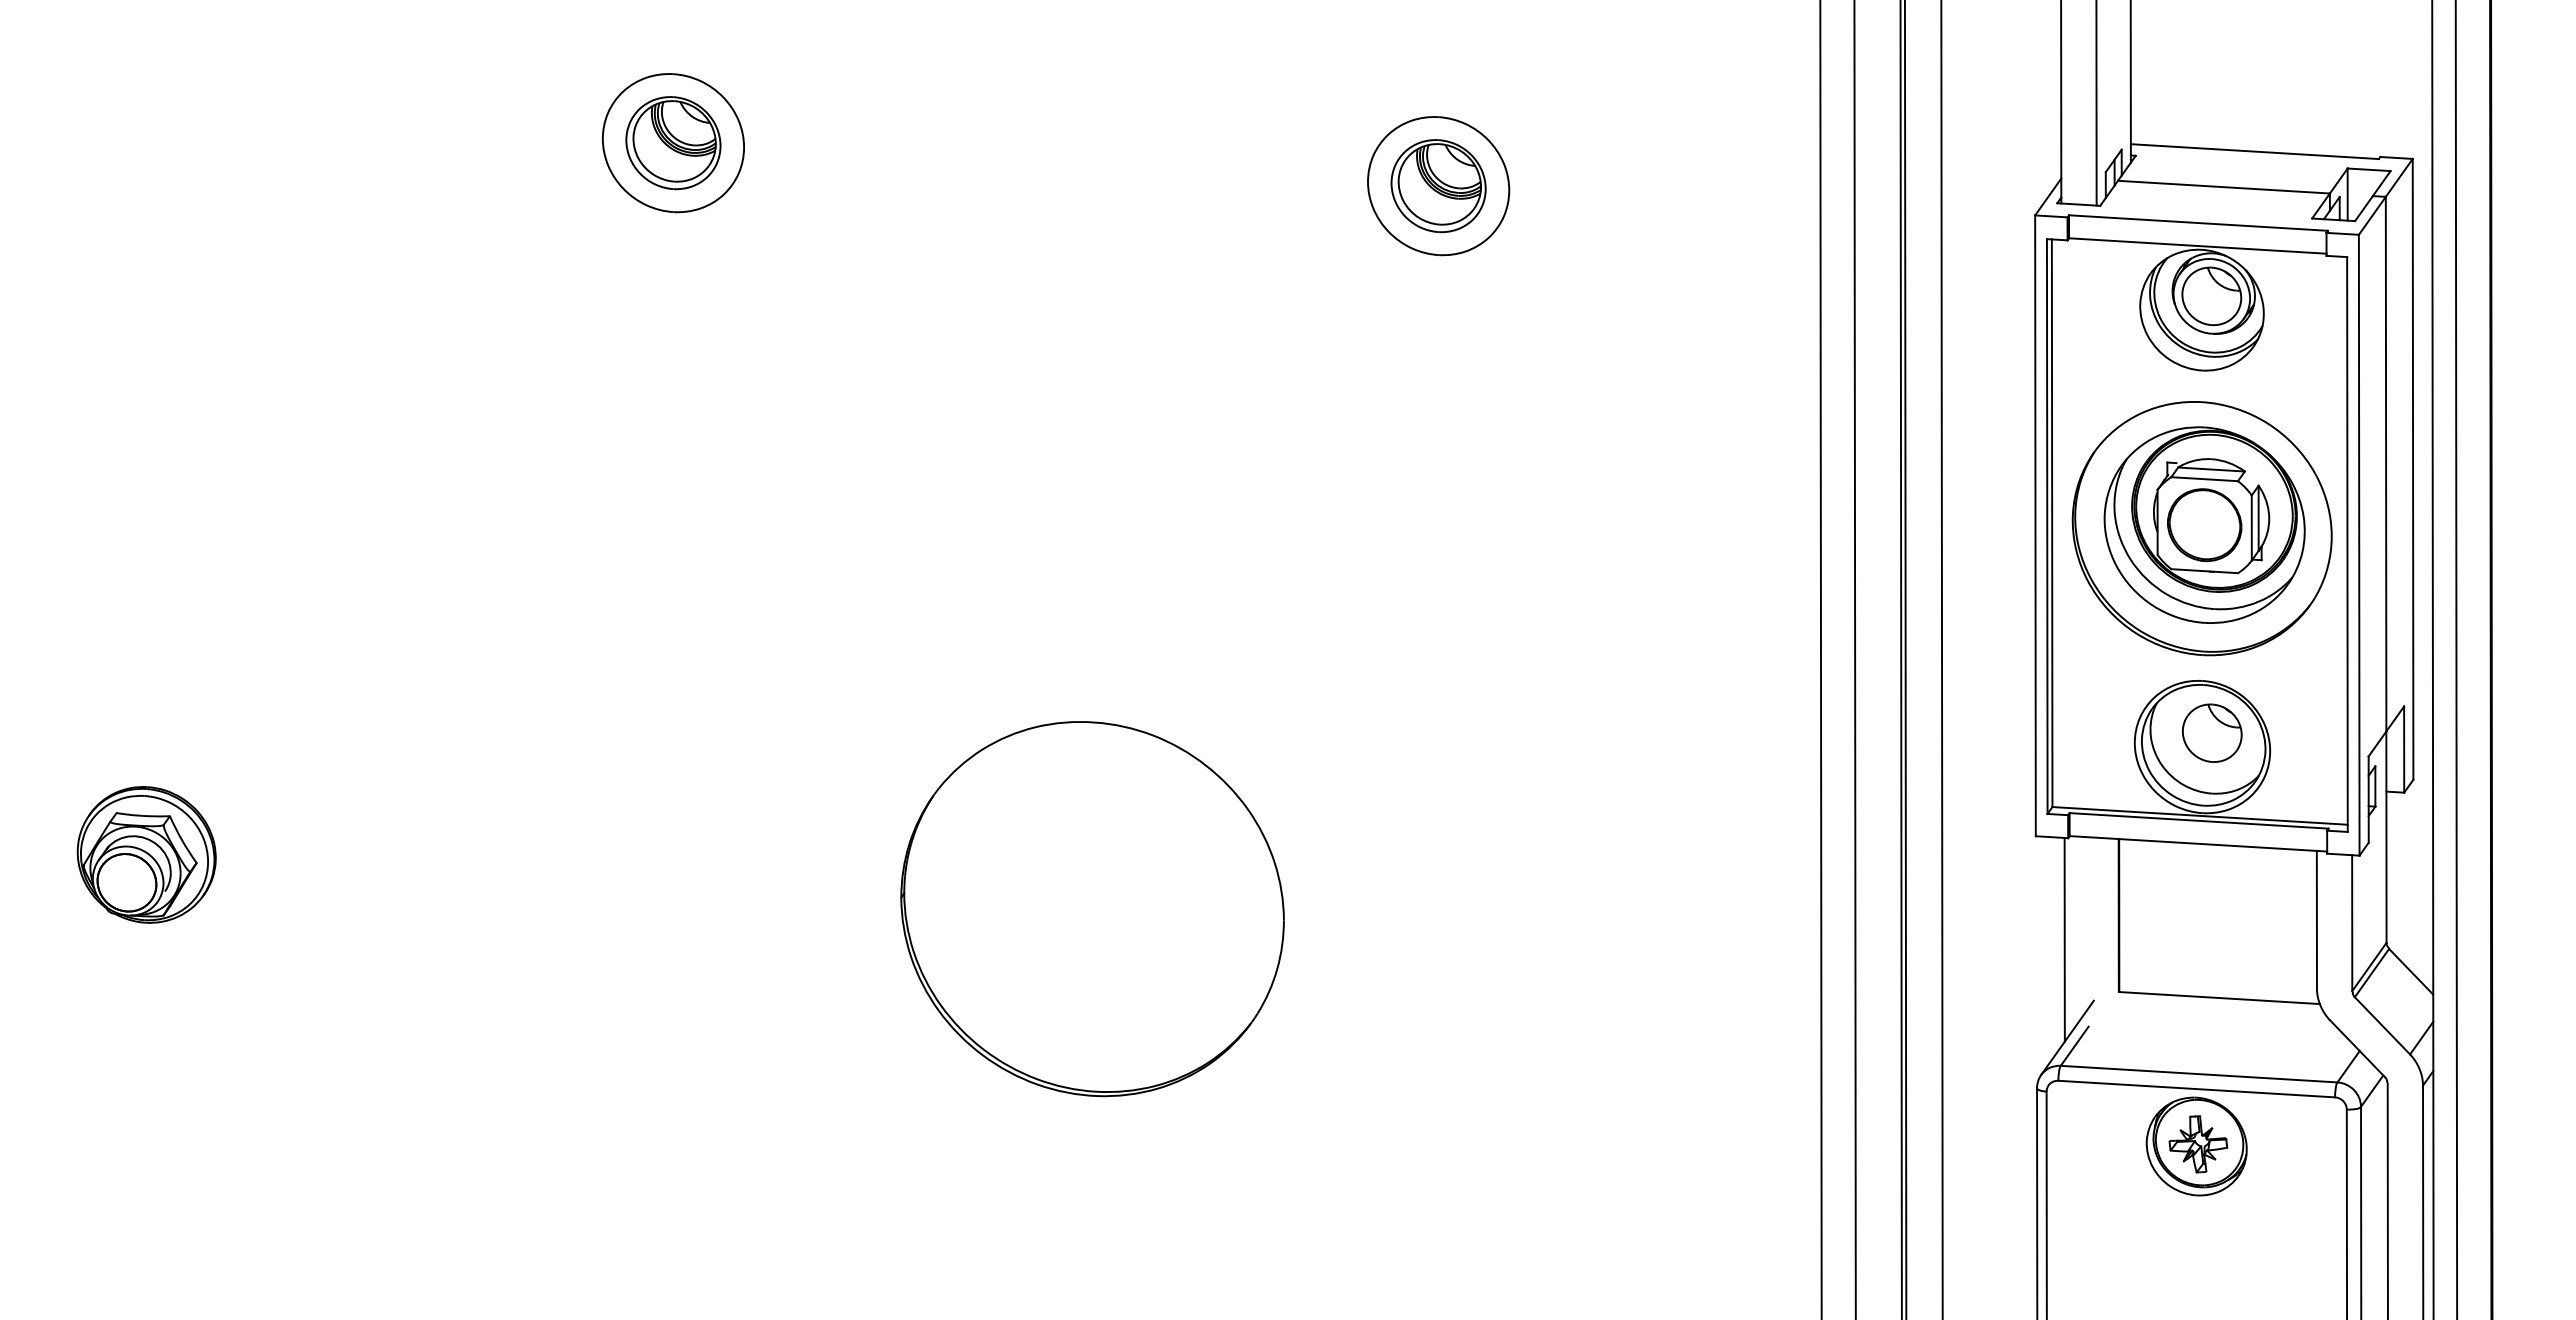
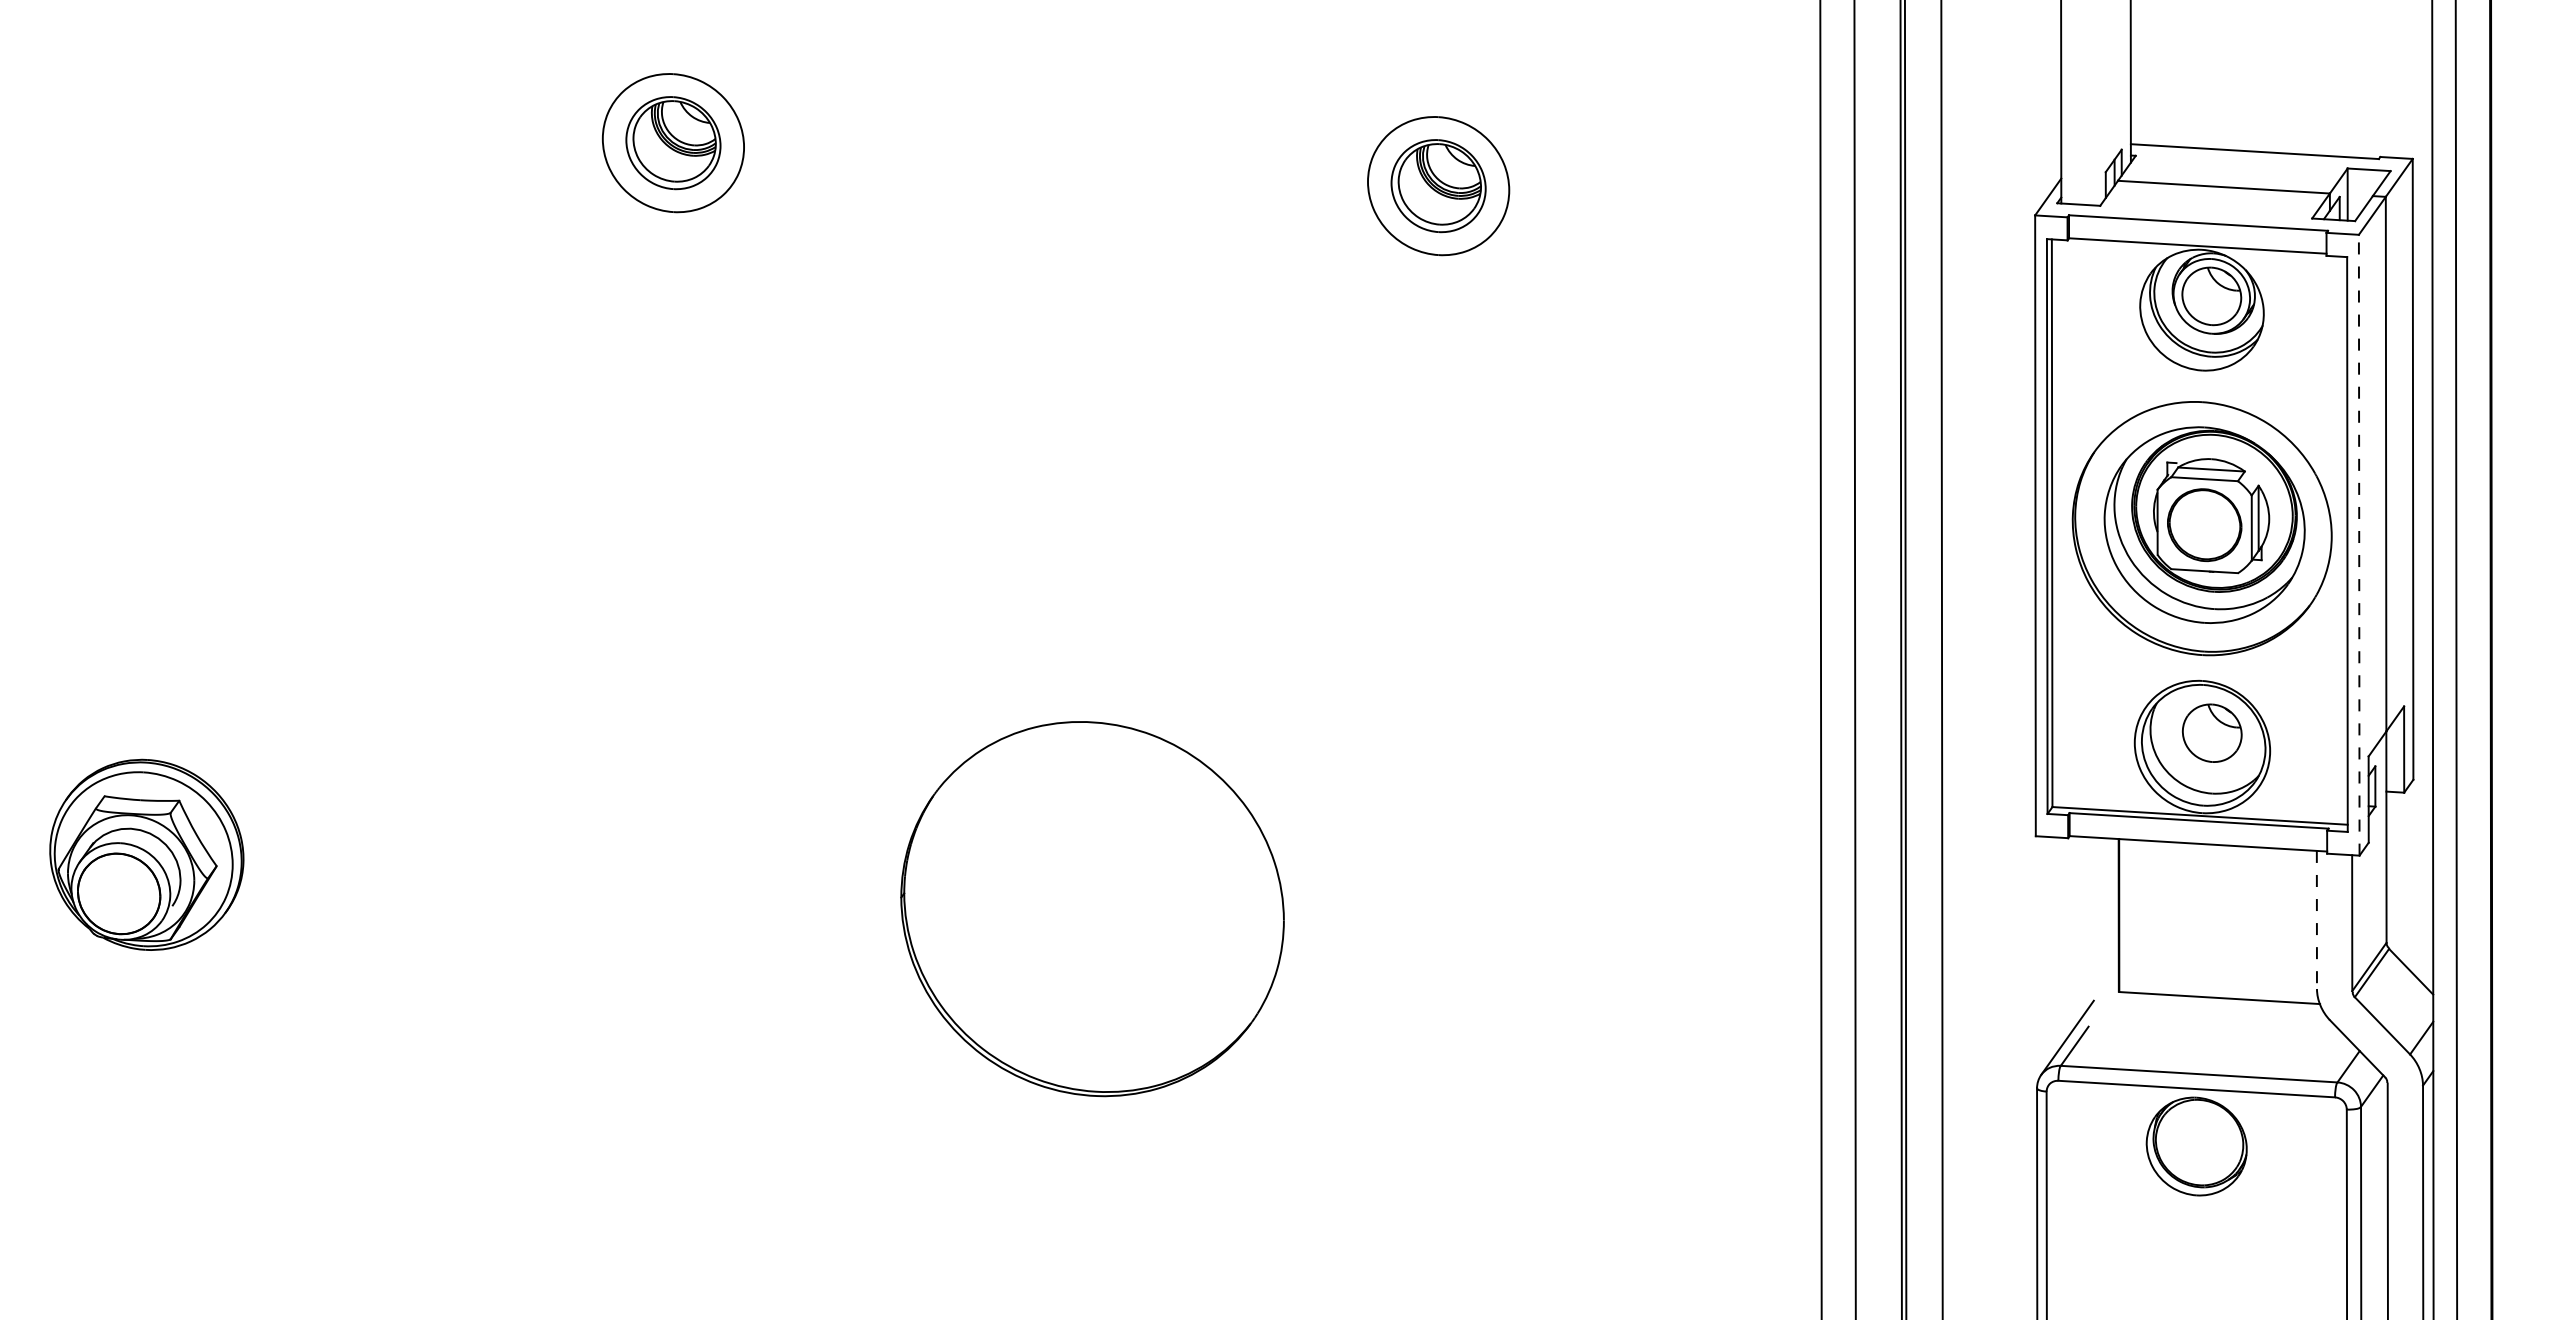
line: present -> none (2096, 103)
line: solid -> dashed (2359, 544)
part size: 141x138 px -> 196x193 px (146, 854)
line: solid -> dashed (2316, 920)
line: present -> none (2064, 939)
part: present -> none (2198, 1144)
